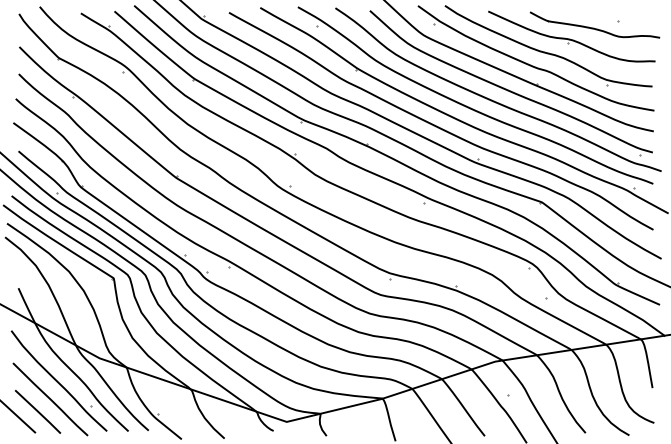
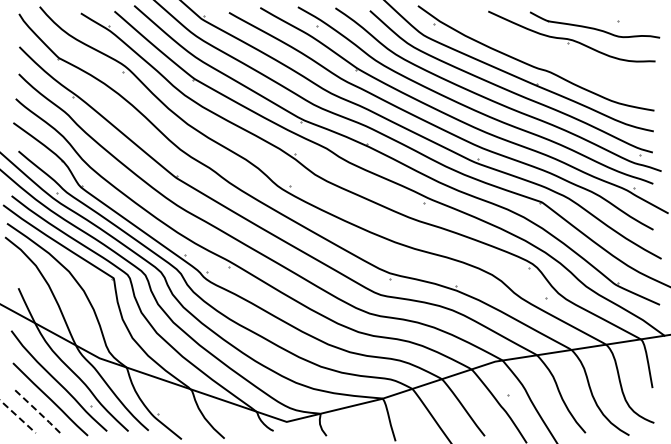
part: present -> none (548, 46)
line: solid -> dashed (38, 411)
line: solid -> dashed (18, 416)
